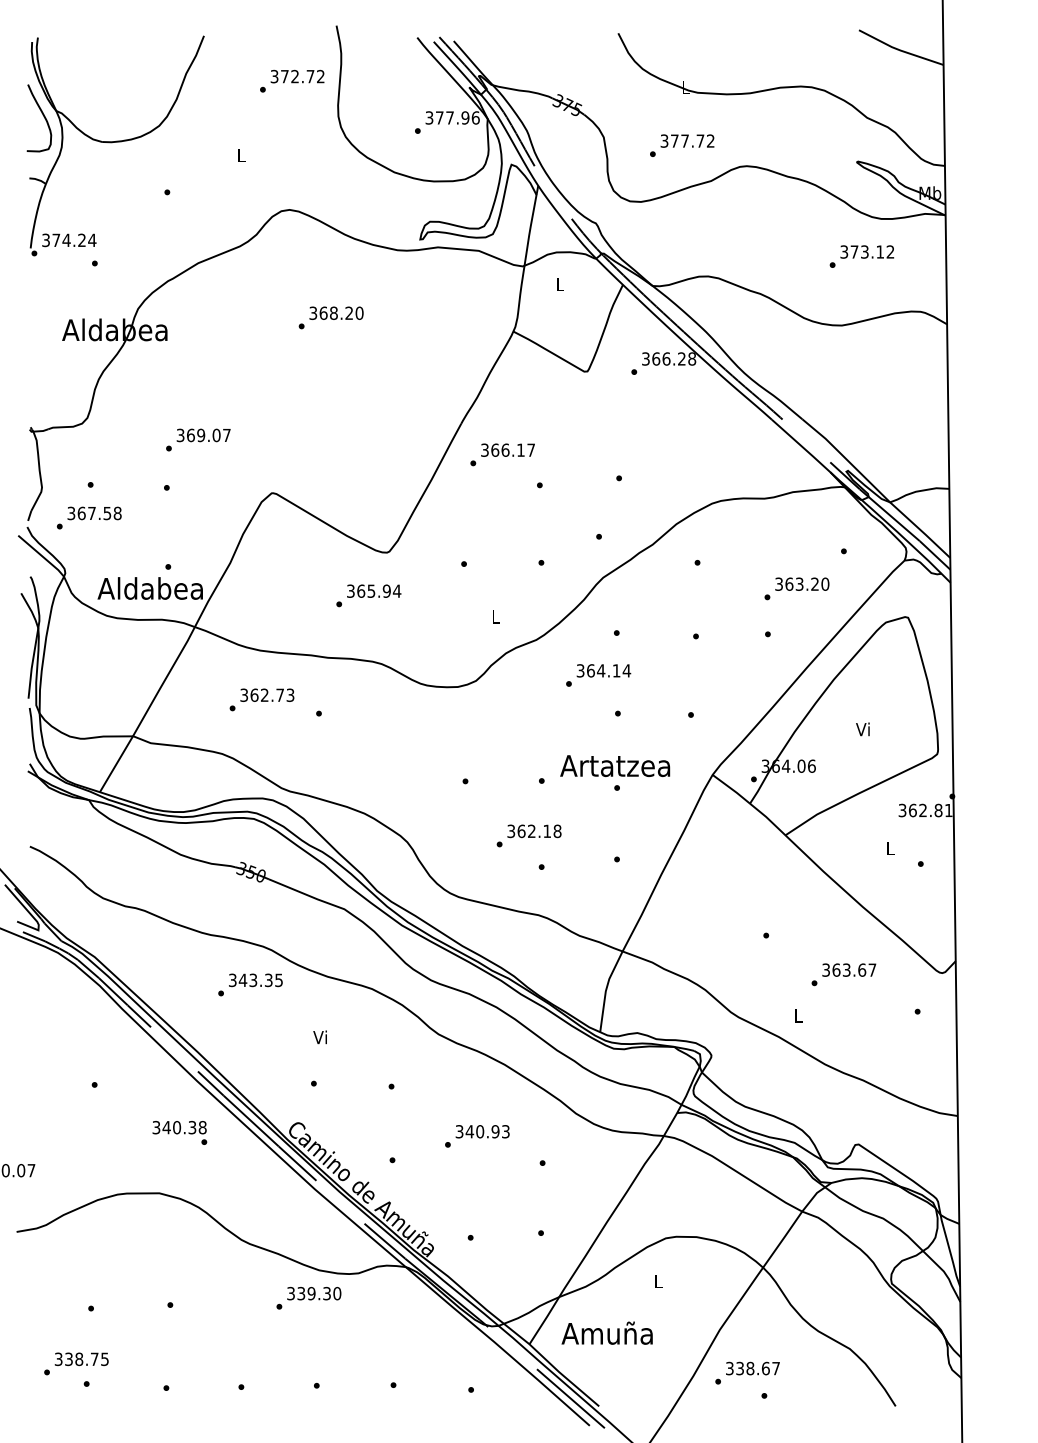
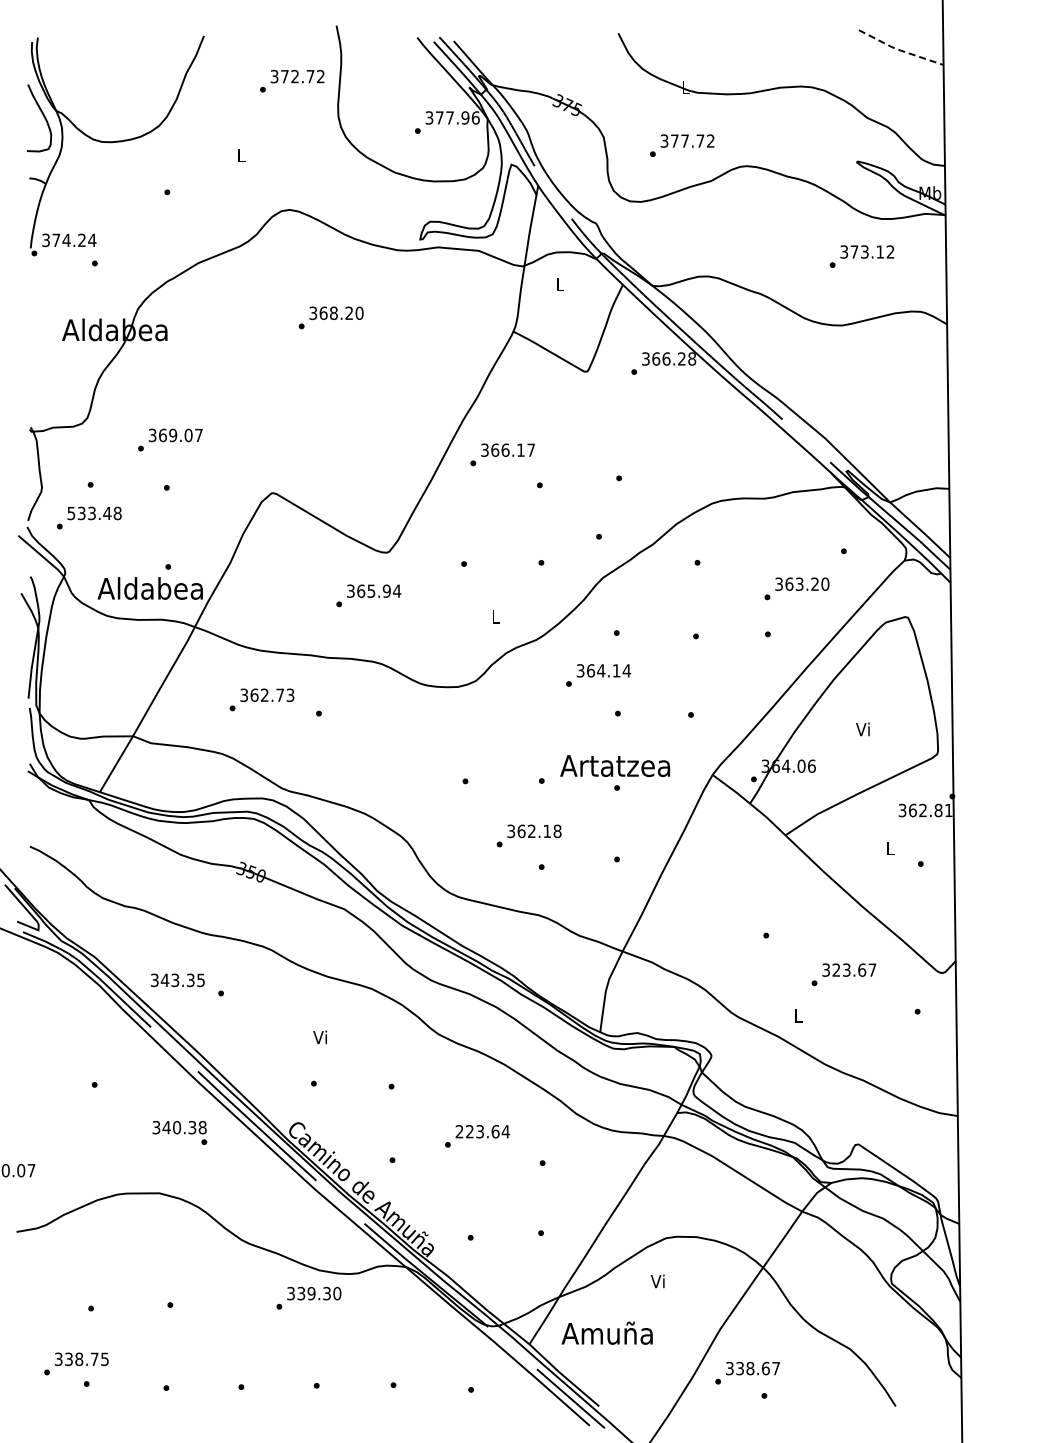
line: solid -> dashed (899, 50)
text position: (198, 439) -> (170, 439) (170, 439)
text: 367.58 -> 533.48 (89, 513)
text: 363.67 -> 323.67 (836, 969)
text position: (255, 980) -> (177, 980) (177, 980)
text: 340.93 -> 223.64 (482, 1131)
text: L -> Vi (657, 1281)
